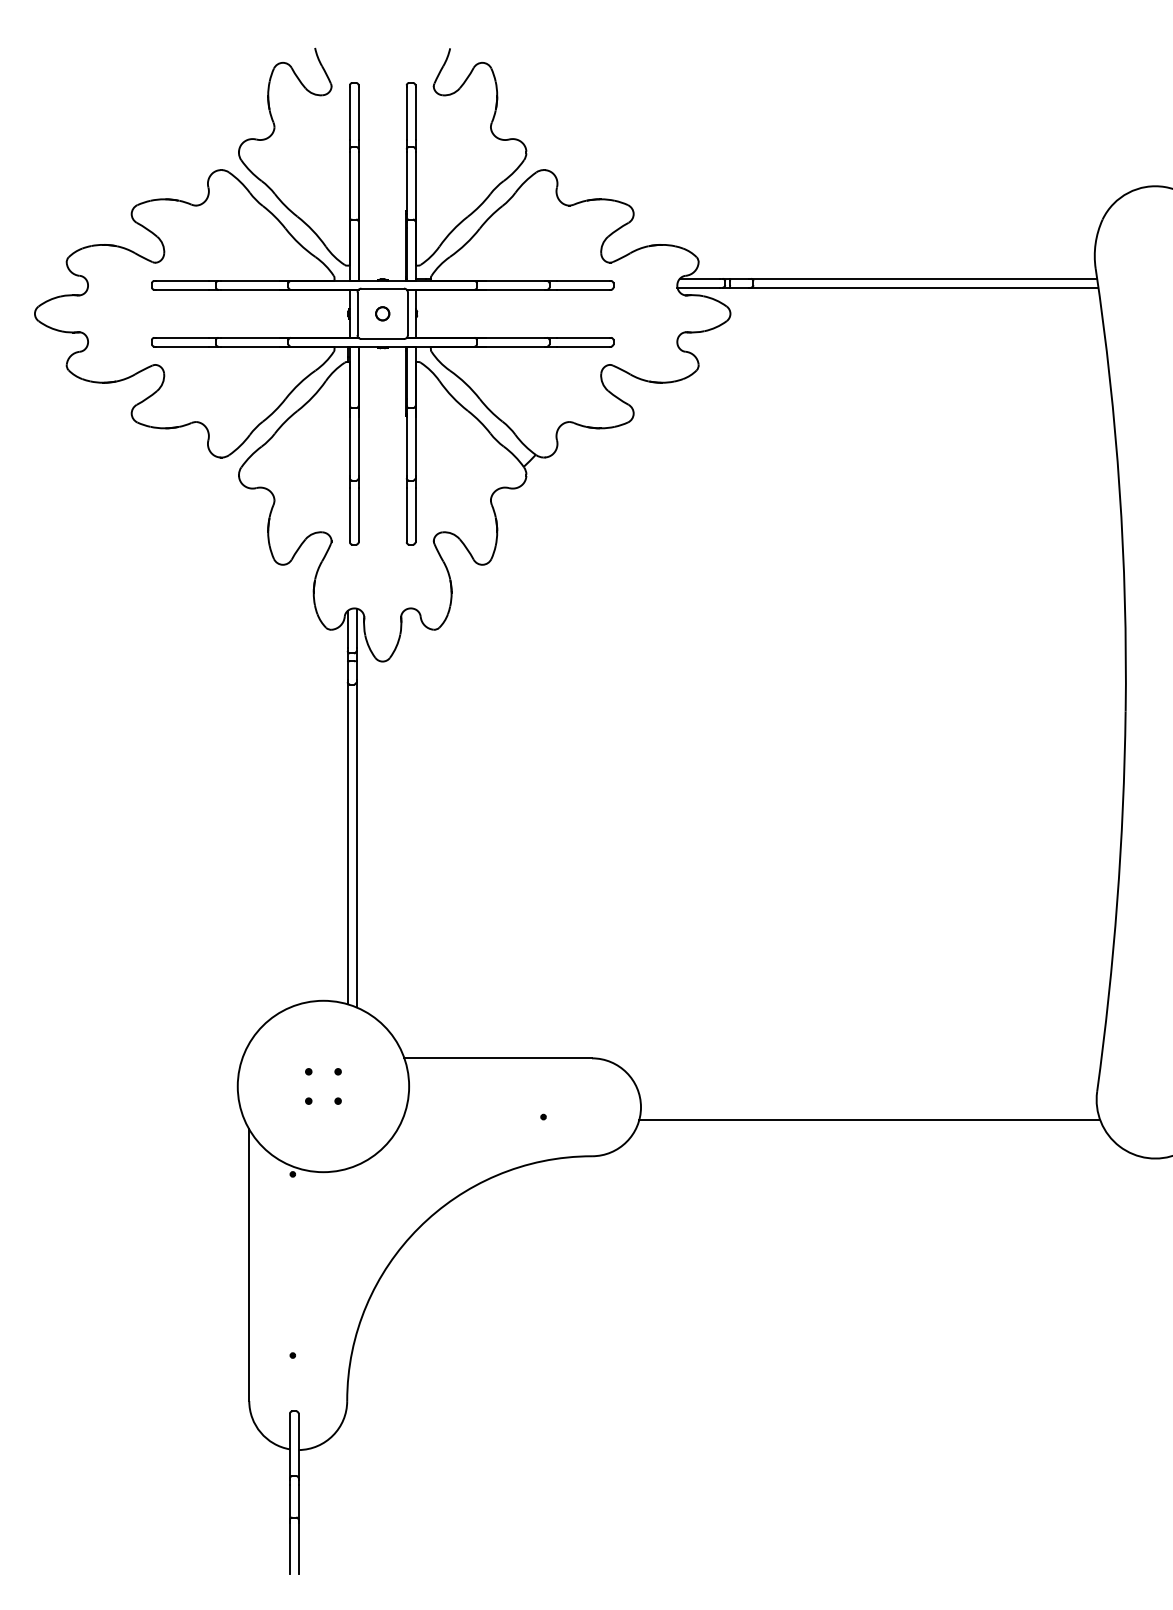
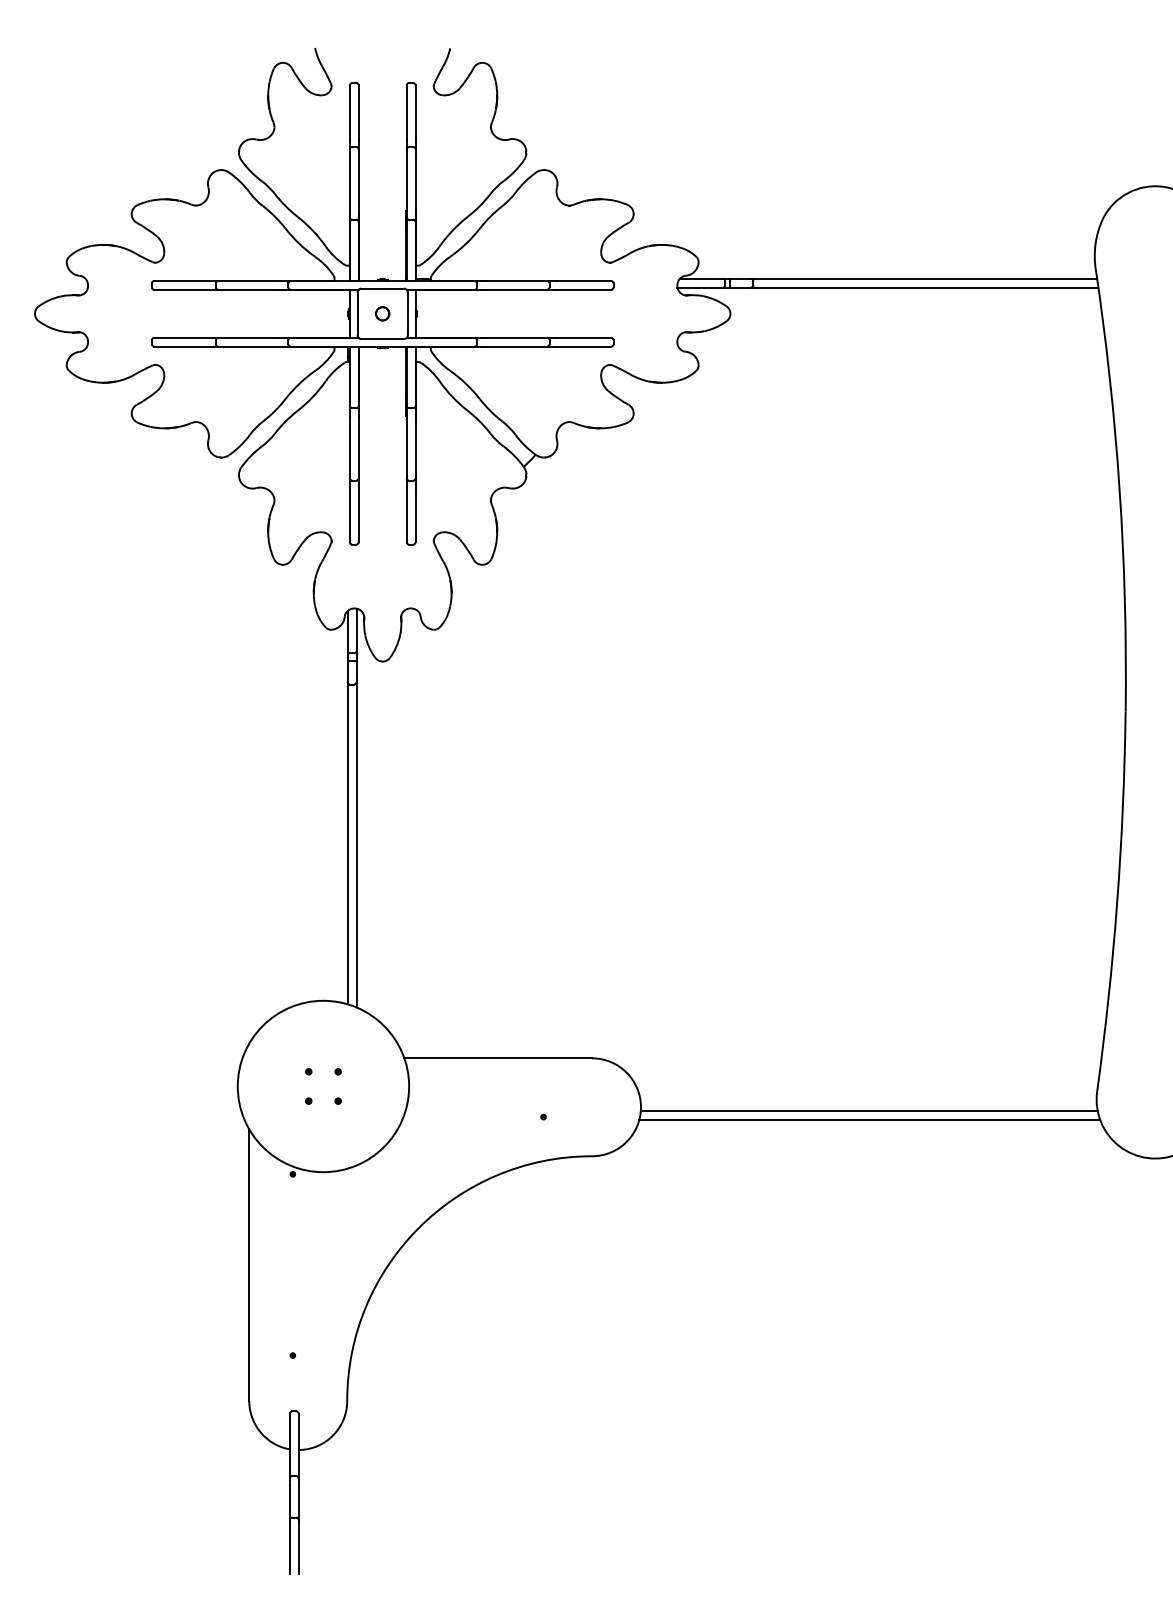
line: none -> present (868, 1111)
